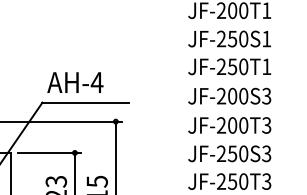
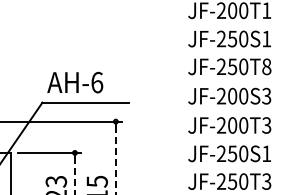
text: JF-250T1 -> JF-250T8 (266, 66)
text: AH-4 -> AH-6 (96, 82)
text: JF-250S3 -> JF-250S1 (266, 153)
line: solid -> dashed (115, 160)
line: solid -> dashed (74, 175)
